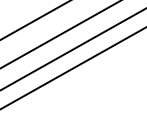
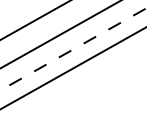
line: solid -> dashed (73, 49)
